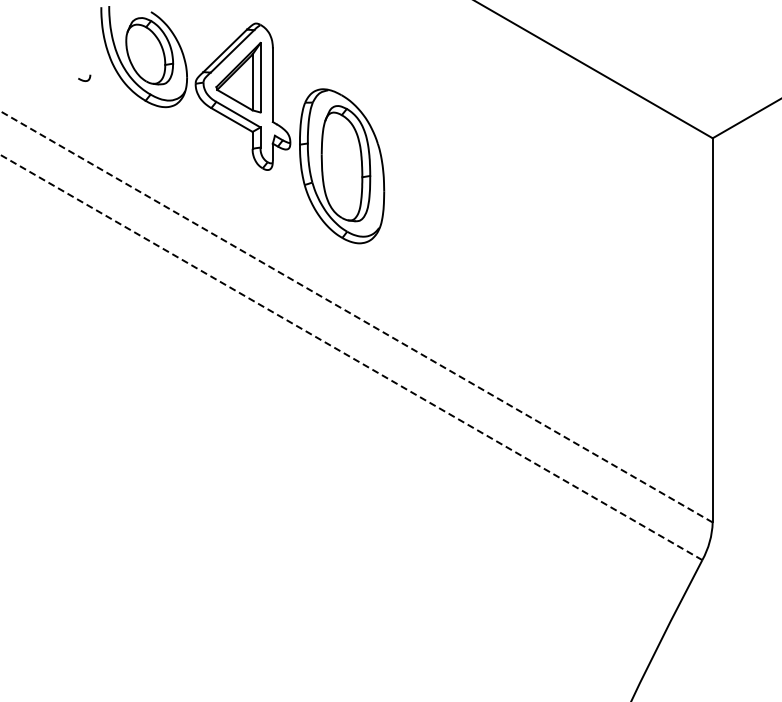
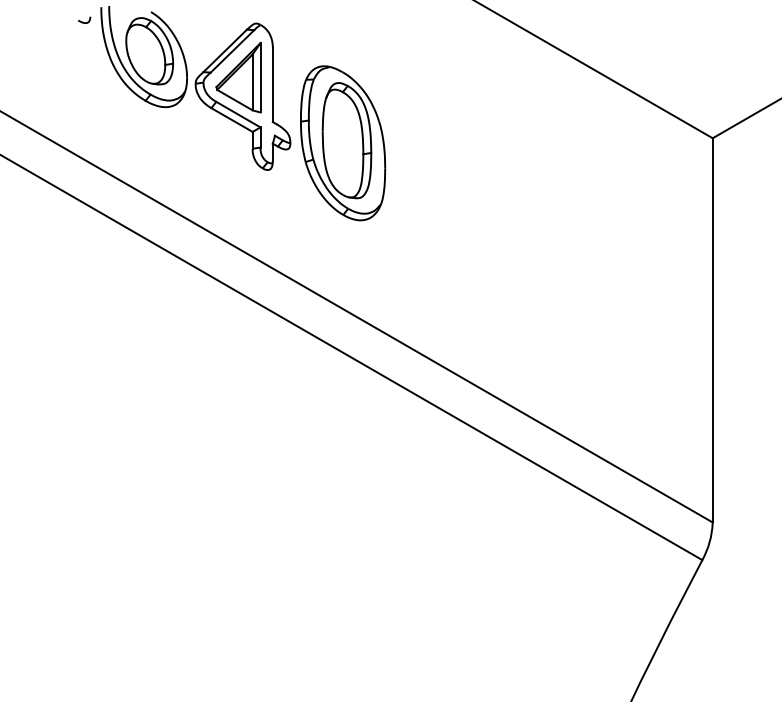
curve position: (83, 79) -> (83, 21) (83, 21)
part position: (342, 166) -> (343, 143) (343, 143)
line: dashed -> solid (356, 316)
line: dashed -> solid (350, 357)
